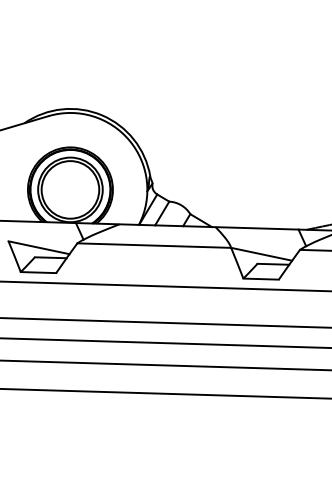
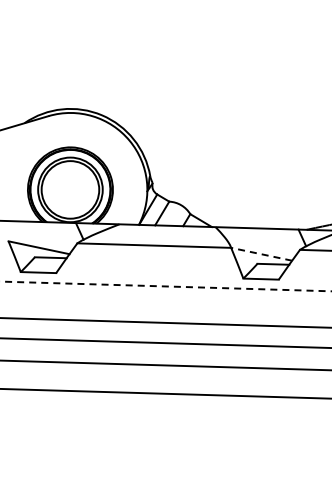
line: solid -> dashed (261, 254)
line: solid -> dashed (166, 286)
